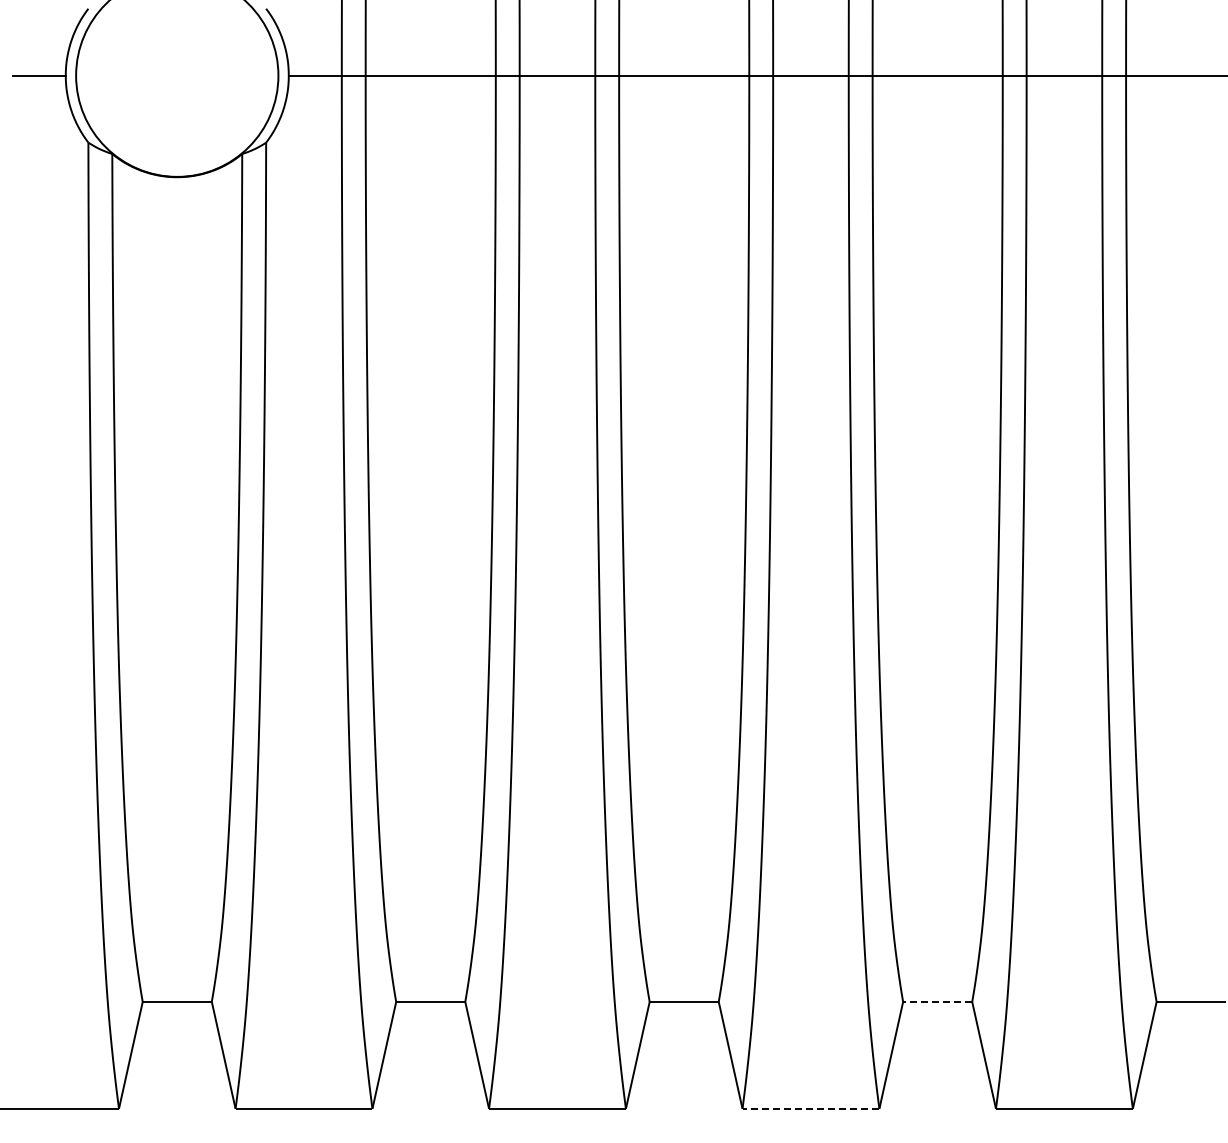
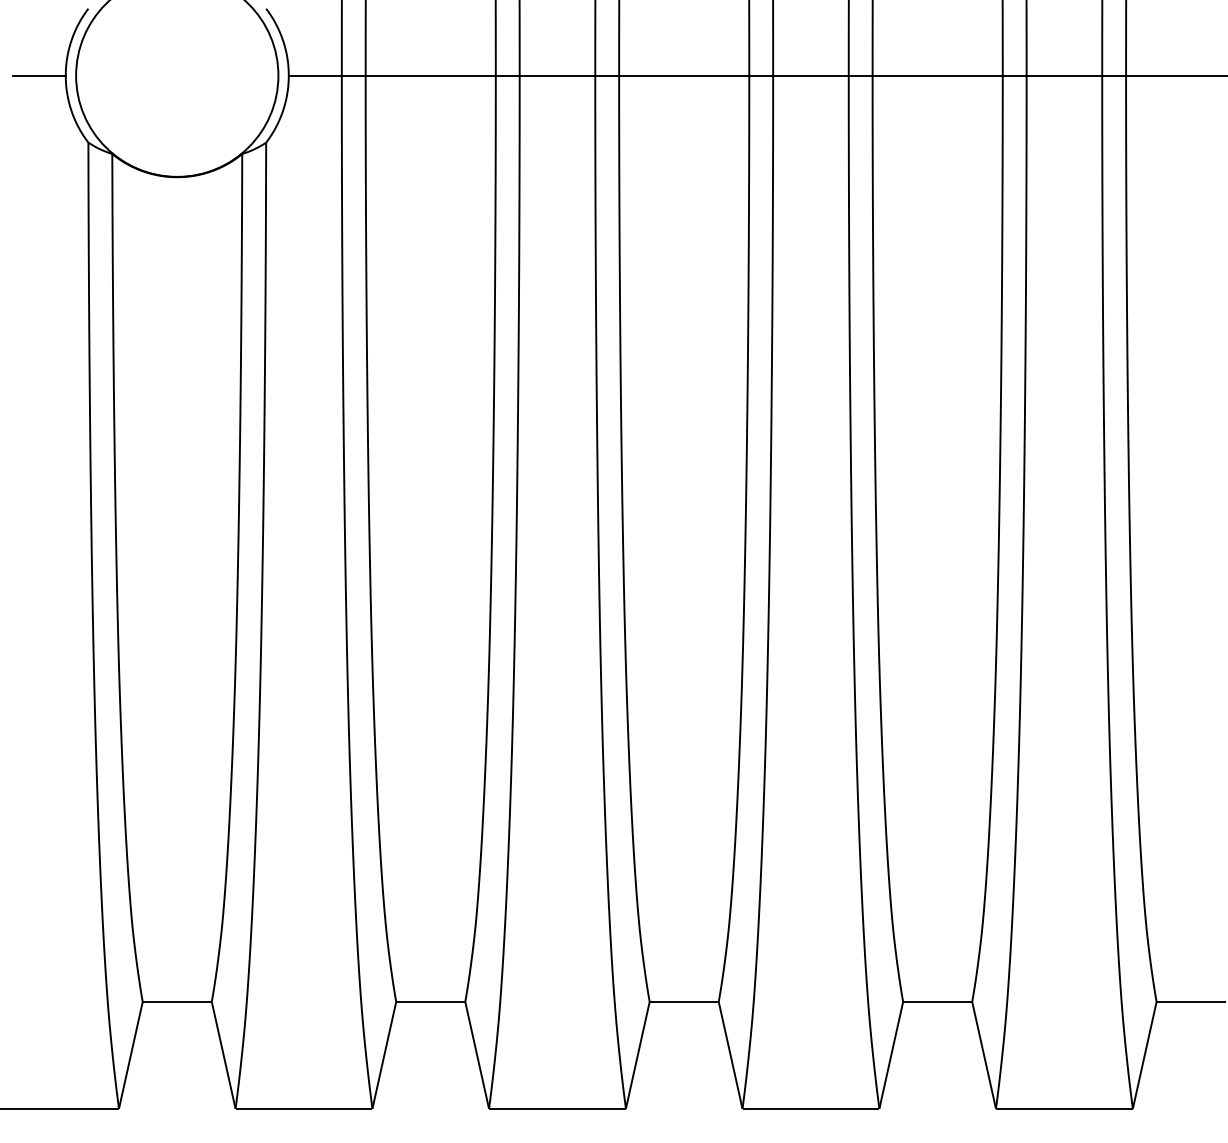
line: dashed -> solid (936, 1001)
line: dashed -> solid (810, 1108)
